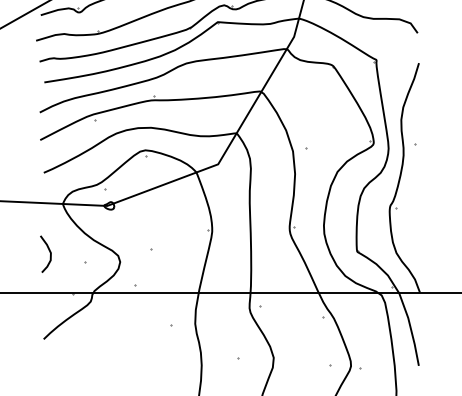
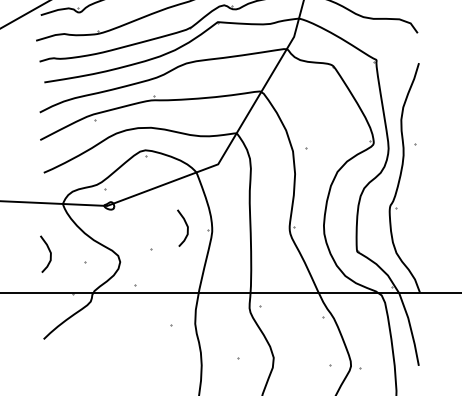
curve: none -> present (186, 226)
